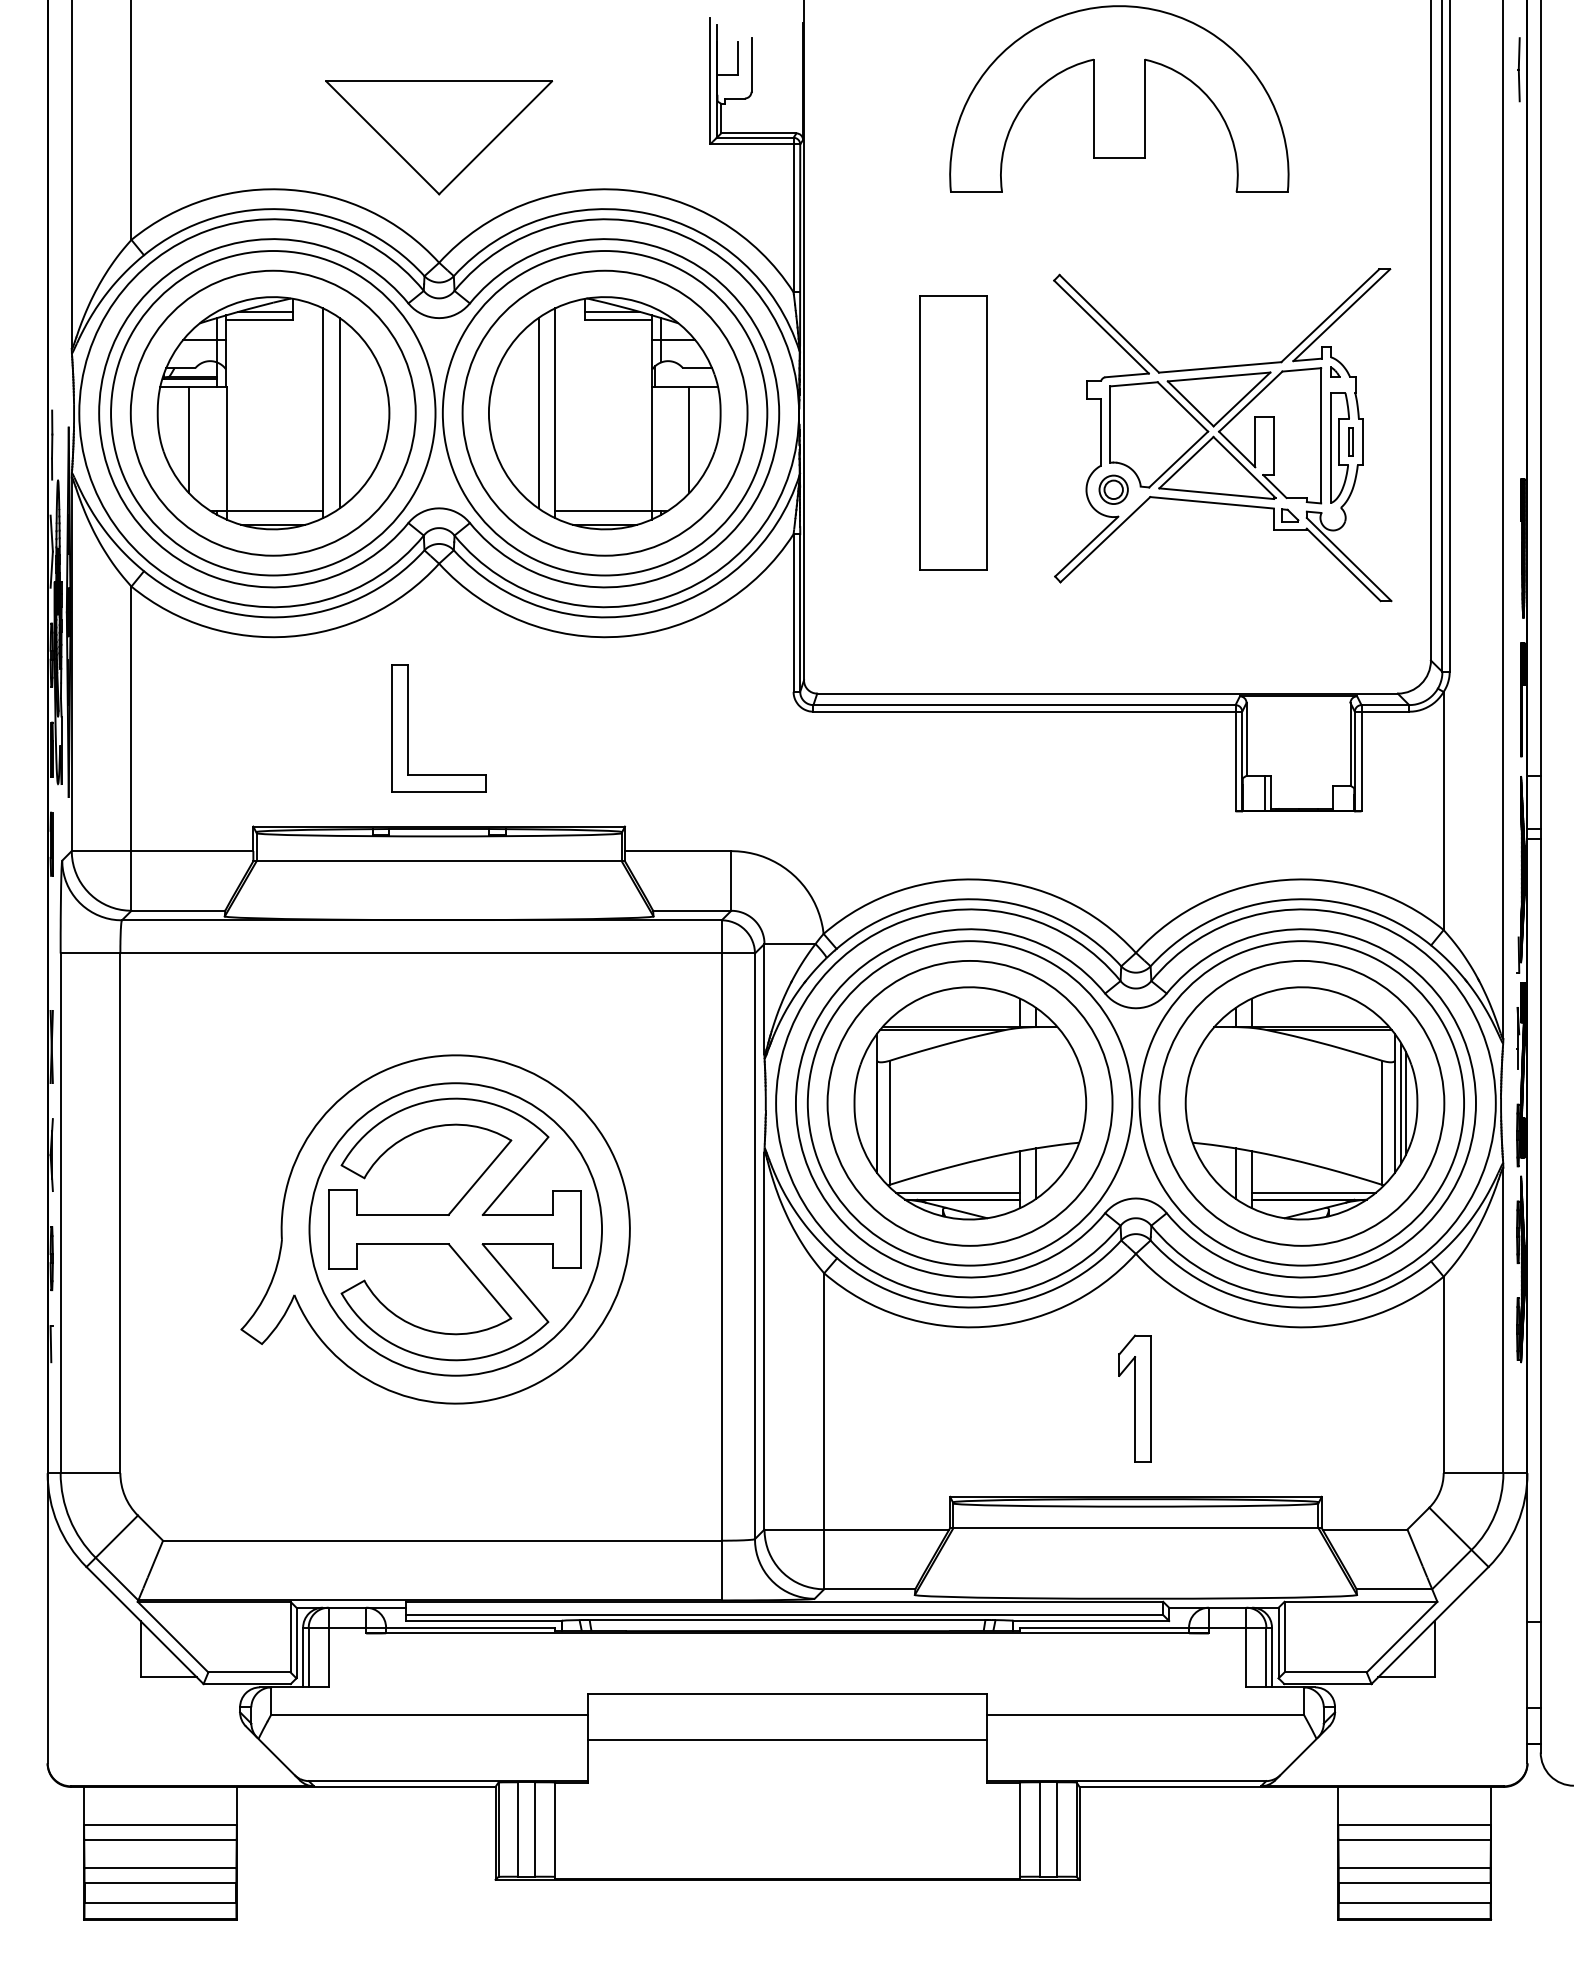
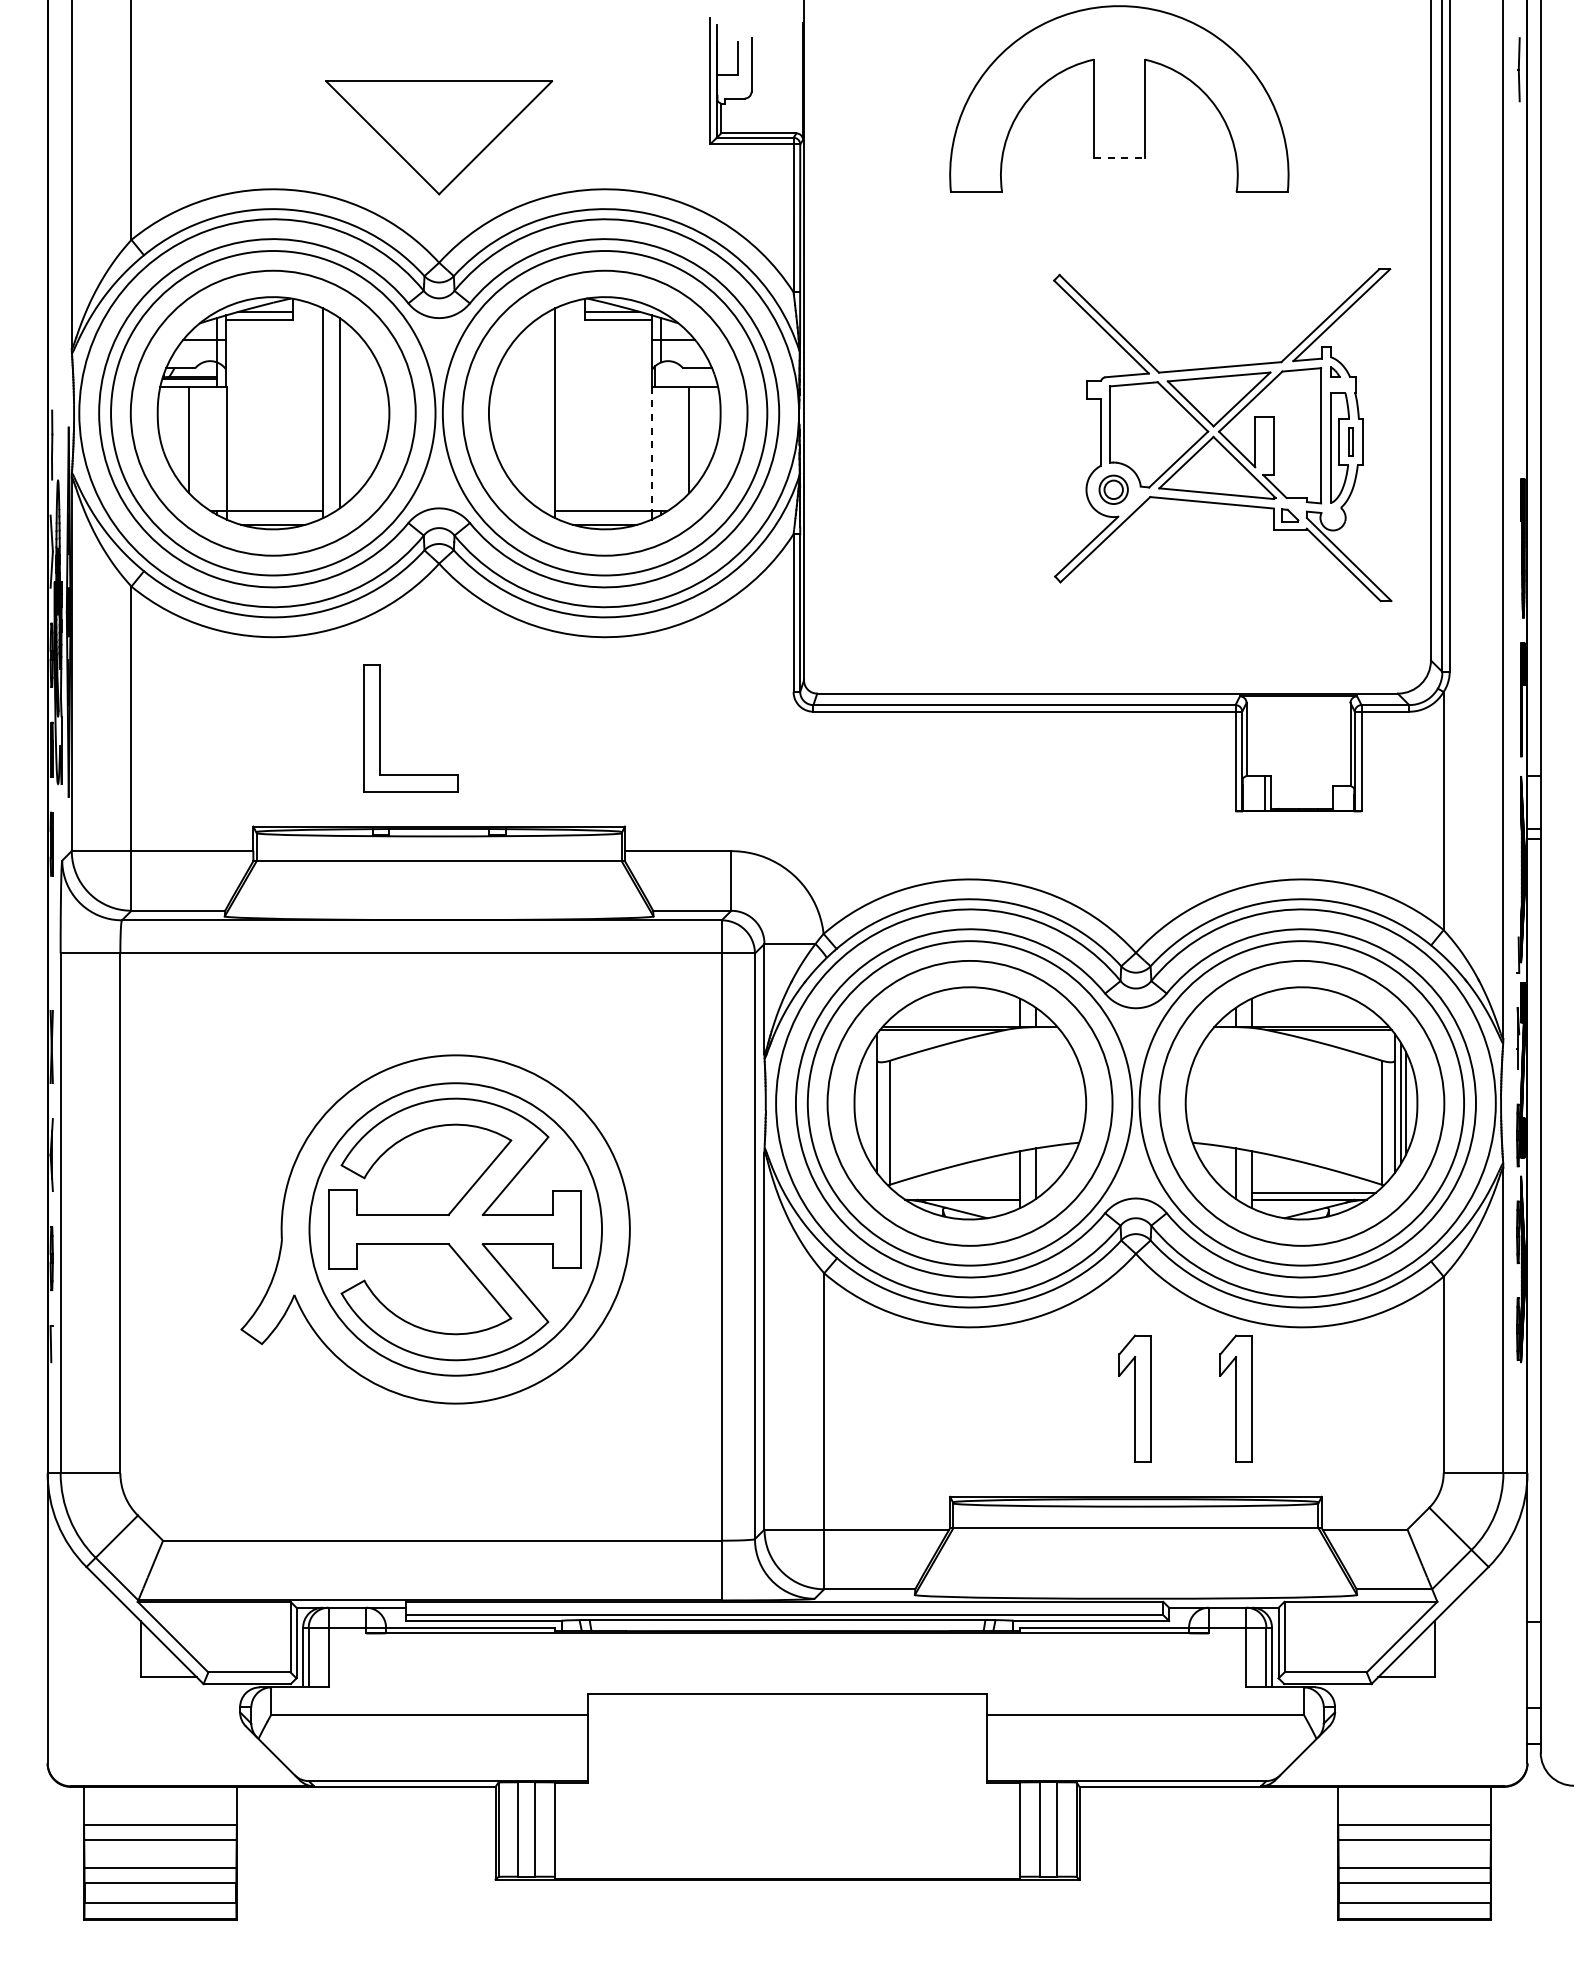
line: solid -> dashed (1119, 158)
line: present -> none (538, 413)
part: present -> none (953, 432)
line: solid -> dashed (651, 449)
part position: (408, 728) -> (380, 728) (380, 728)
line: present -> none (957, 1192)
part: none -> present (1235, 1398)
line: present -> none (787, 1740)
